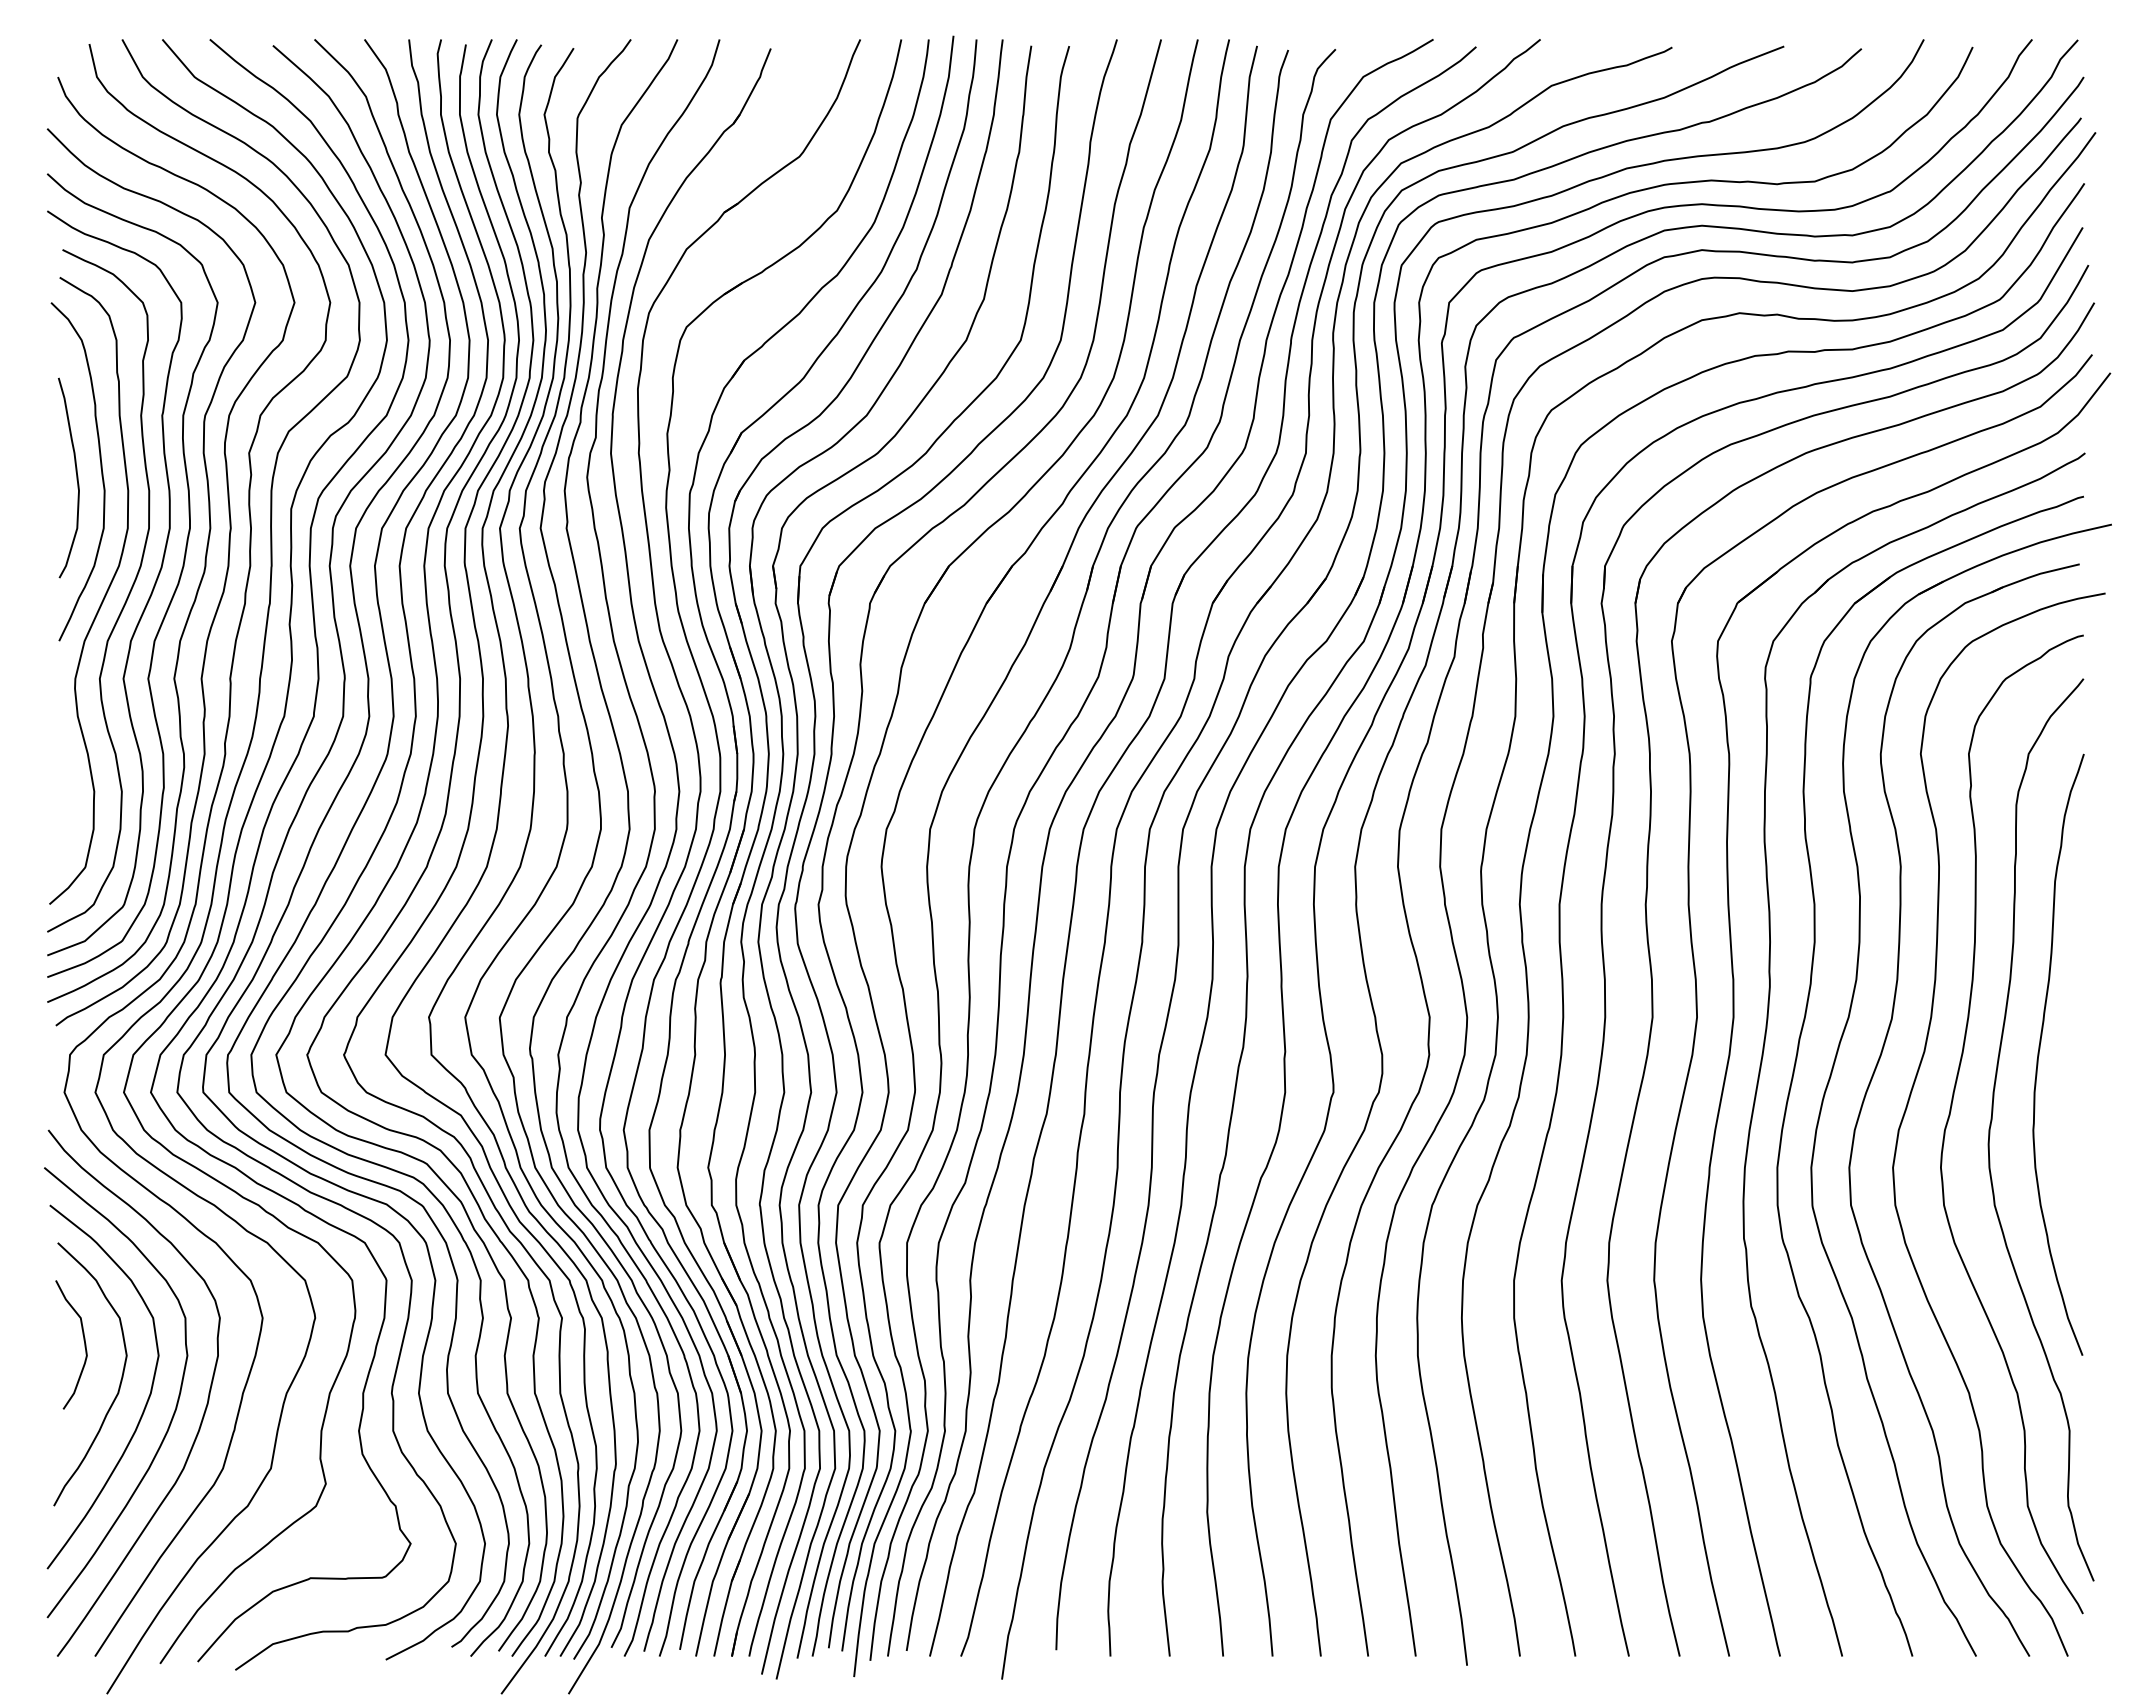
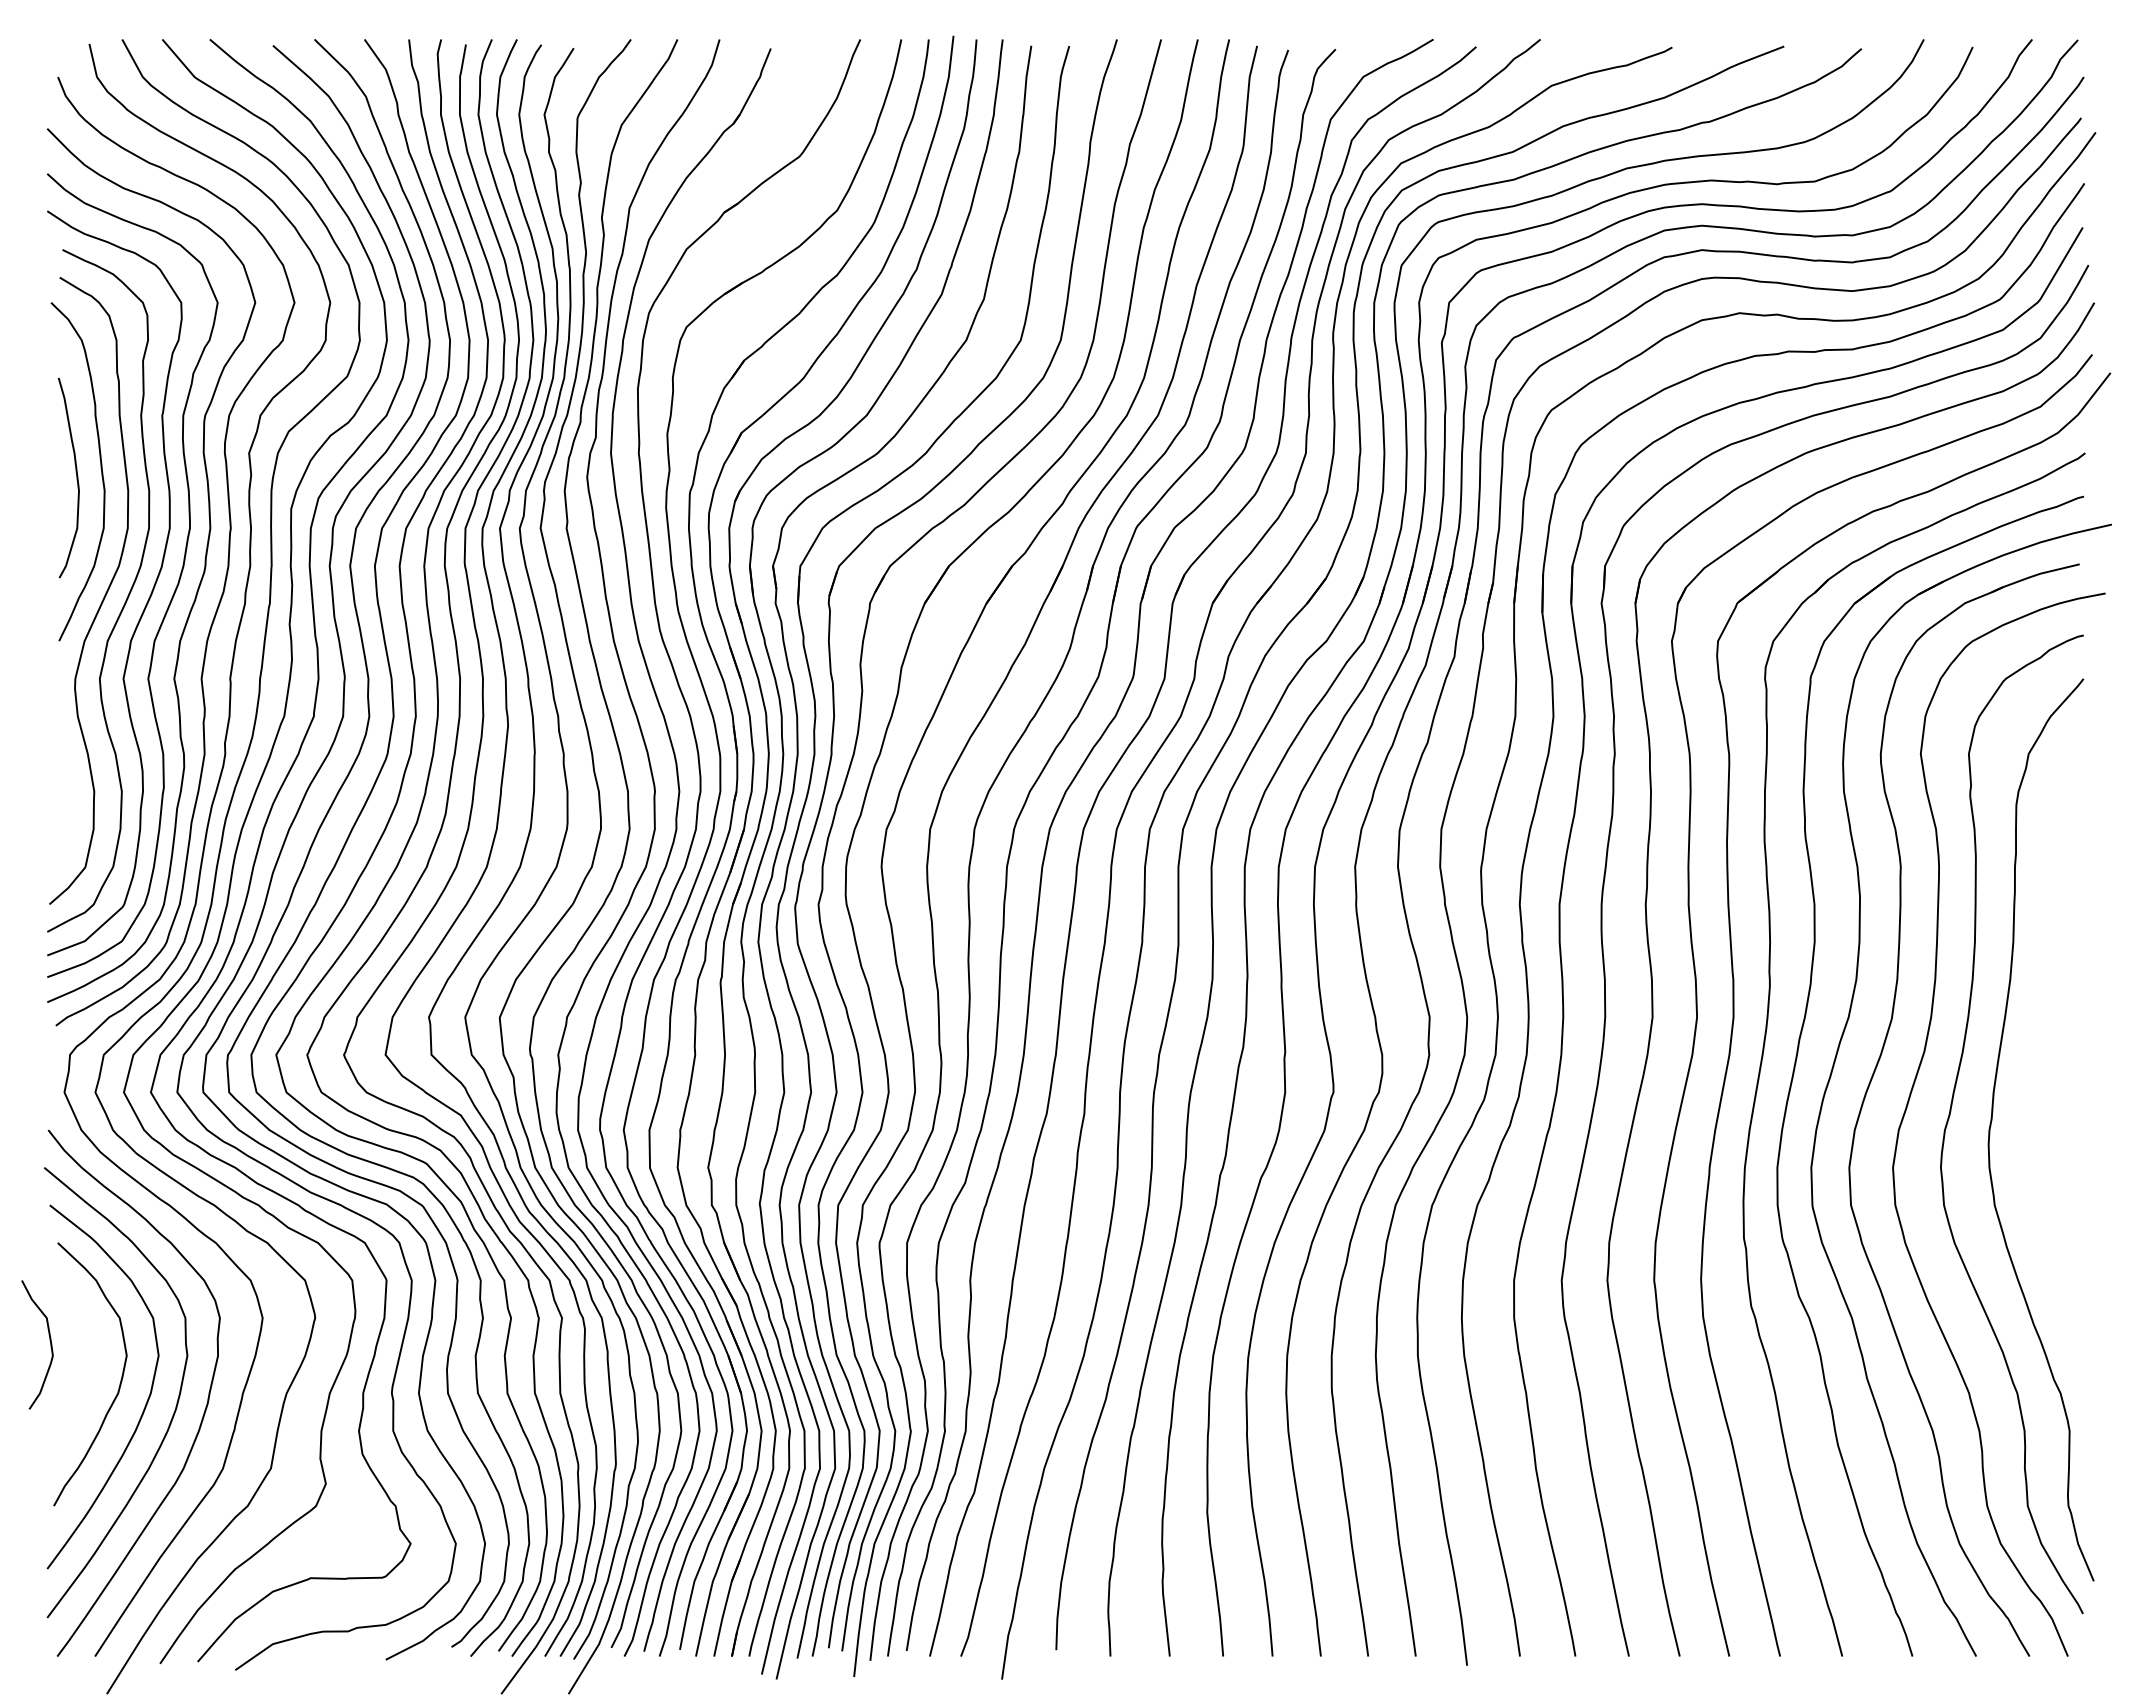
curve: present -> none (2040, 1049)
curve position: (83, 1340) -> (49, 1340) (49, 1340)
